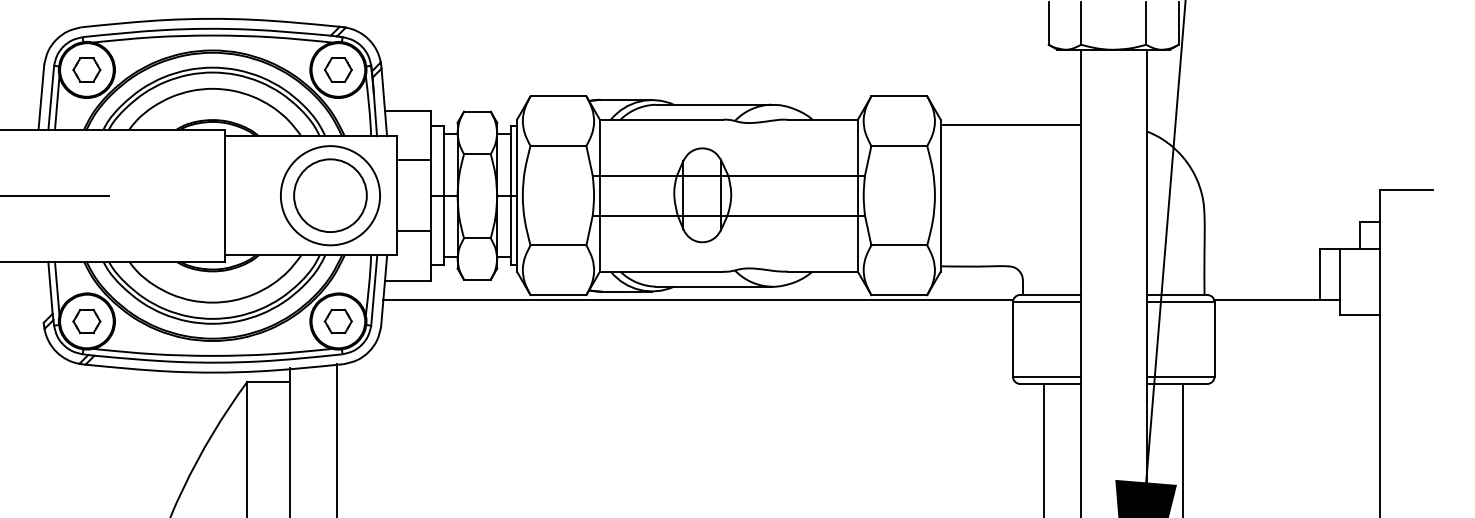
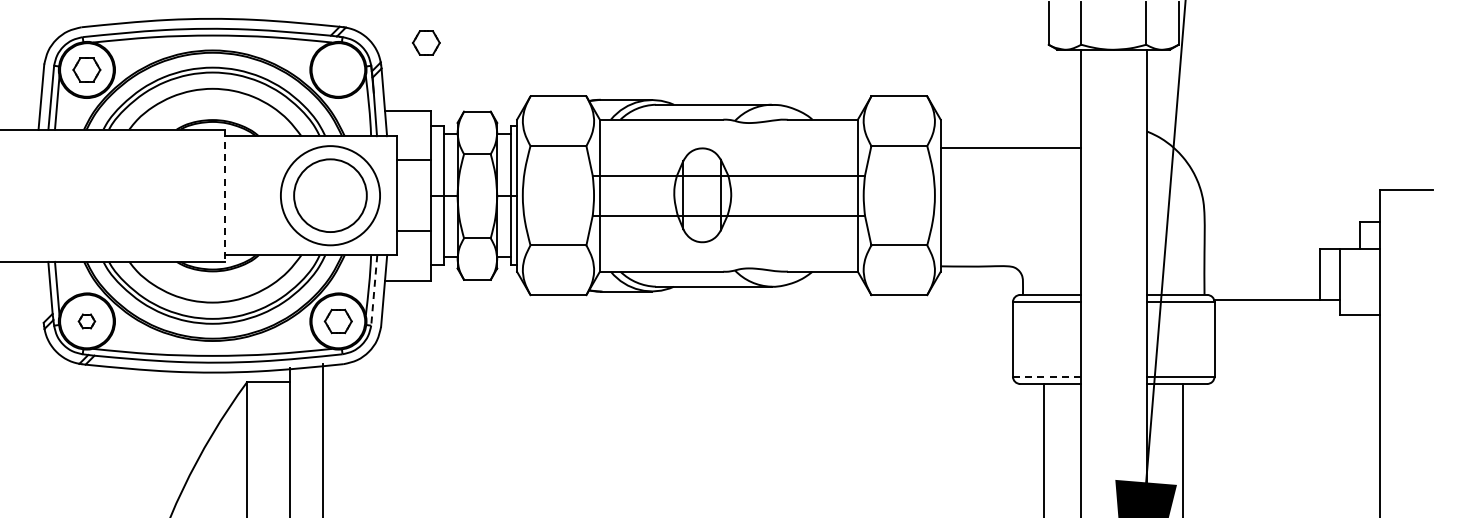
part position: (338, 69) -> (426, 42) (426, 42)
line position: (1010, 125) -> (1010, 148) (1010, 148)
line: present -> none (56, 195)
line: solid -> dashed (224, 196)
line: solid -> dashed (374, 290)
line: present -> none (698, 299)
part size: 30x27 px -> 20x17 px (86, 321)
line: solid -> dashed (1046, 376)
line position: (336, 438) -> (322, 438) (322, 438)
